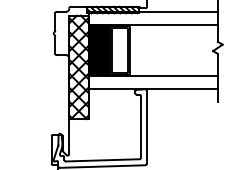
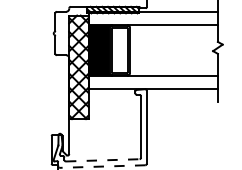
line: solid -> dashed (102, 160)
line: solid -> dashed (102, 166)
